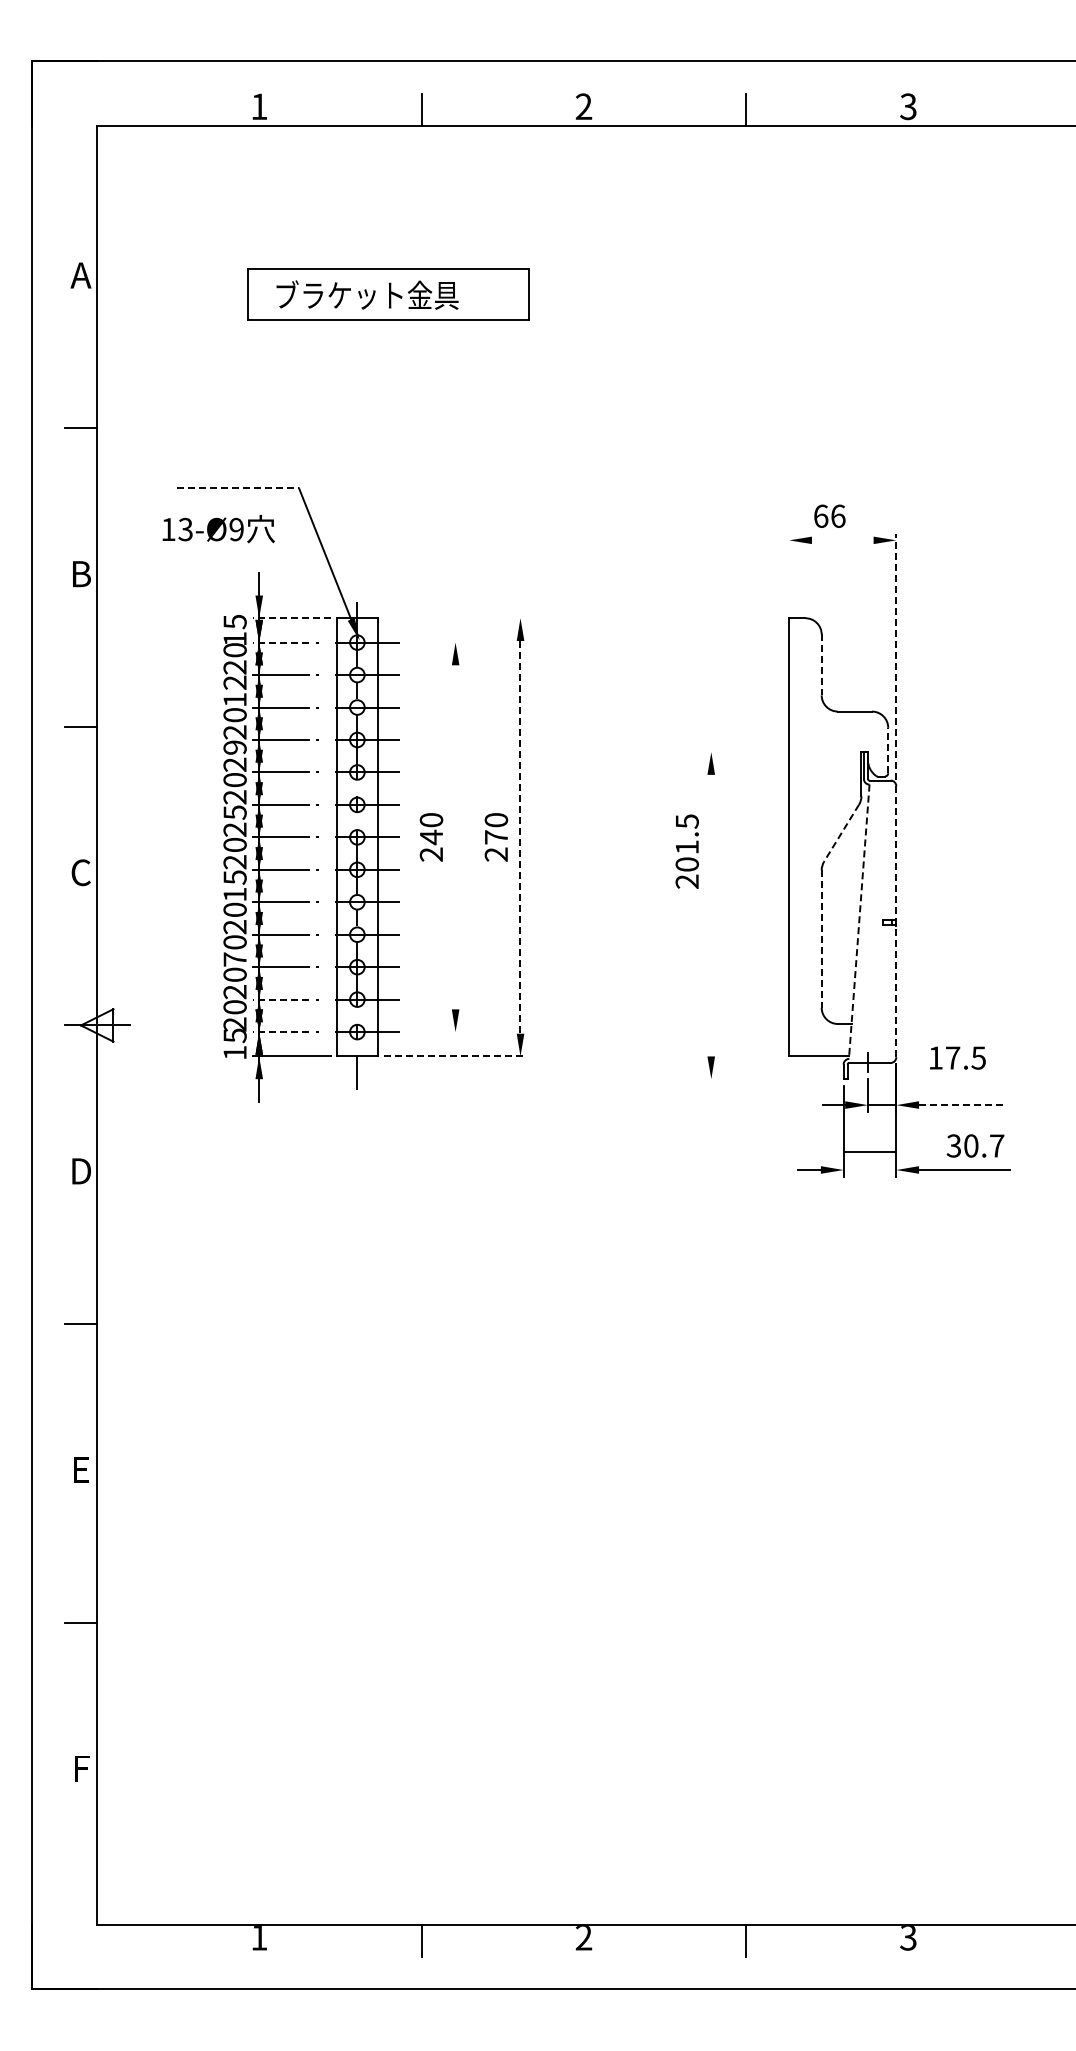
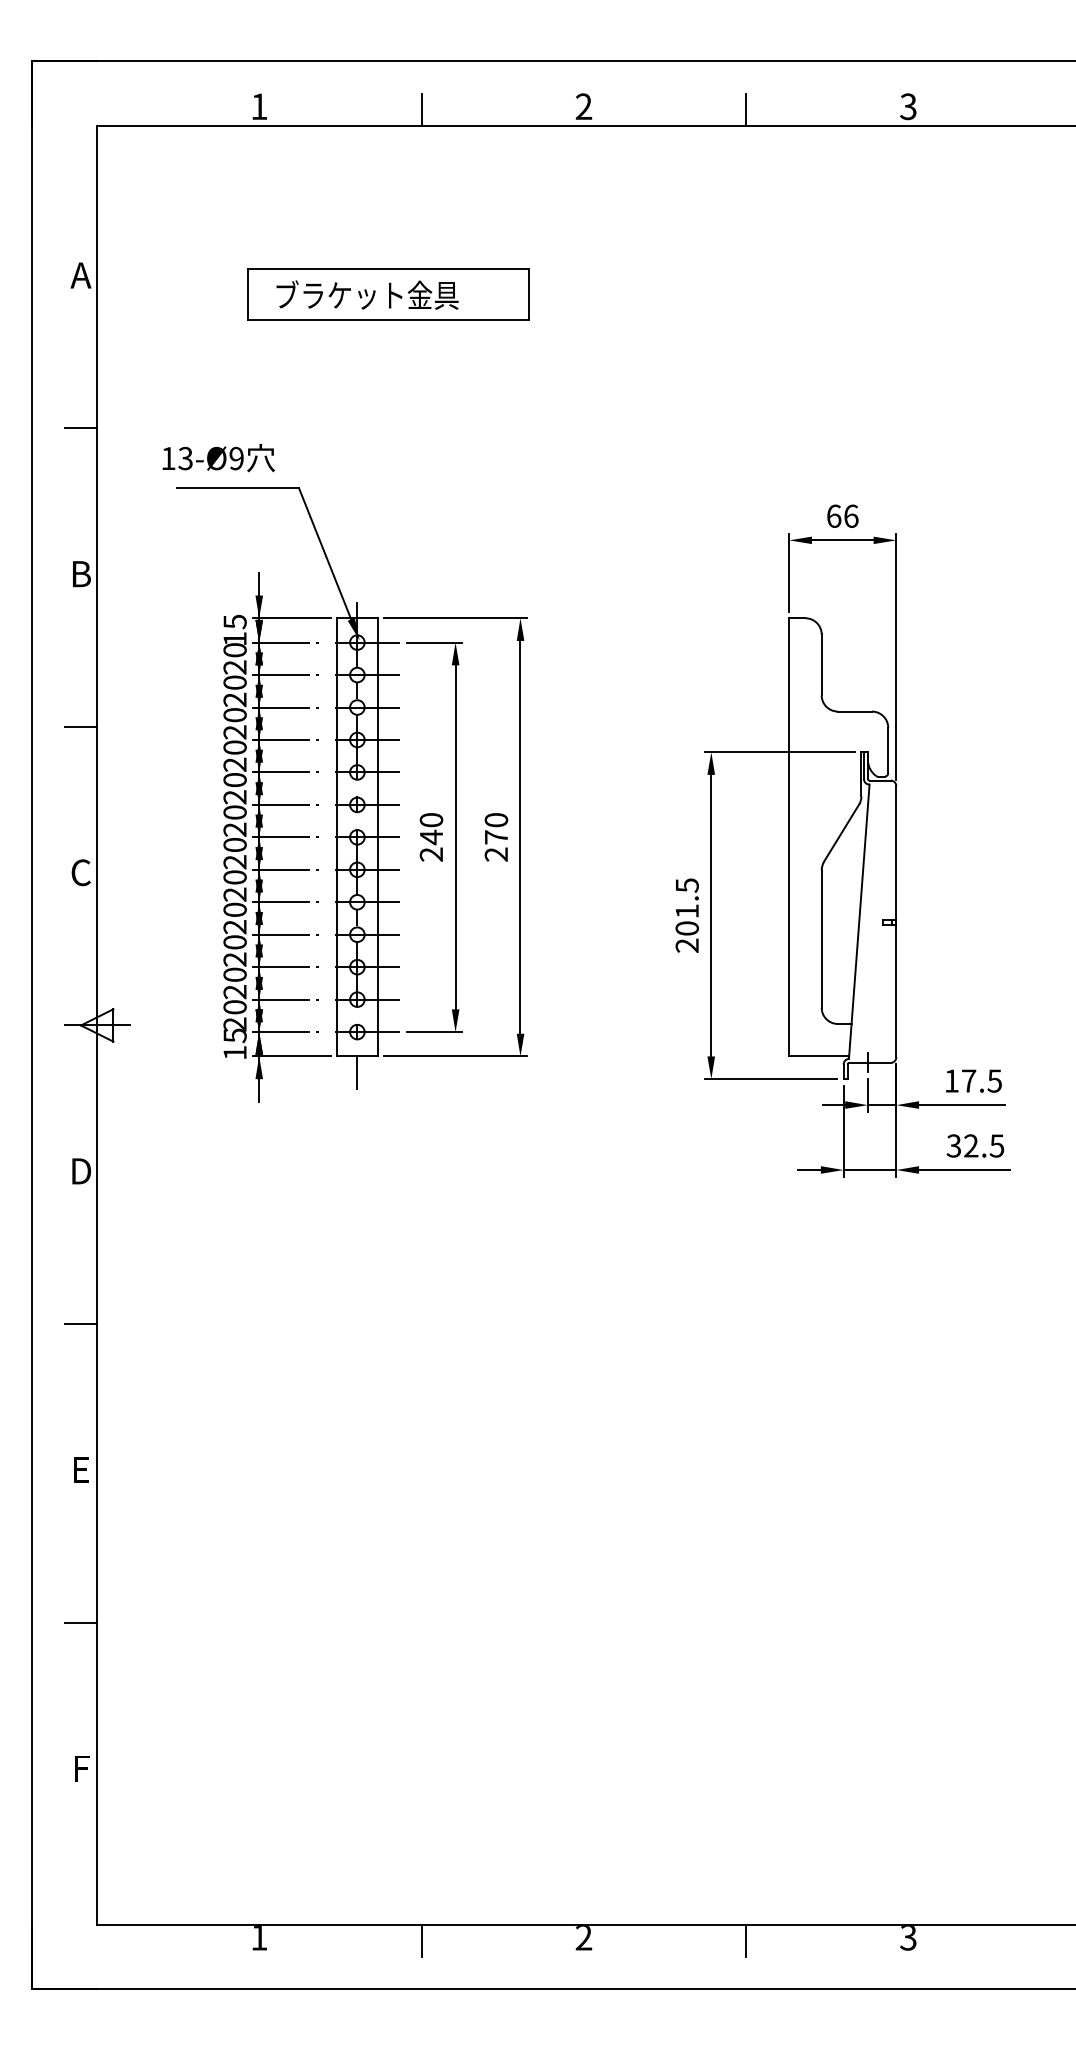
line: dashed -> solid (238, 488)
text position: (829, 515) -> (842, 515) (842, 515)
text position: (218, 529) -> (218, 458) (218, 458)
line: none -> present (842, 540)
line: none -> present (789, 572)
line: dashed -> solid (291, 618)
line: none -> present (455, 618)
line: dashed -> solid (280, 642)
line: none -> present (434, 642)
line: dashed -> solid (896, 656)
line: dashed -> solid (821, 665)
text: 12 -> 20 (234, 691)
text: 29 -> 20 (234, 747)
line: dashed -> solid (888, 750)
line: none -> present (779, 752)
text: 25 -> 20 (234, 812)
line: dashed -> solid (841, 833)
line: none -> present (455, 837)
line: dashed -> solid (520, 837)
text position: (686, 851) -> (686, 915) (686, 915)
text: 15 -> 20 (234, 885)
line: none -> present (711, 915)
line: dashed -> solid (859, 921)
line: dashed -> solid (896, 921)
line: dashed -> solid (821, 939)
text: 70 -> 20 (234, 959)
line: dashed -> solid (280, 999)
line: dashed -> solid (280, 1032)
line: none -> present (434, 1032)
line: dashed -> solid (456, 1056)
text position: (957, 1057) -> (973, 1080) (973, 1080)
line: none -> present (770, 1079)
line: dashed -> solid (962, 1105)
text: 30.7 -> 32.5 (984, 1145)
line position: (869, 1152) -> (869, 1170) (869, 1170)
